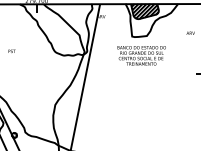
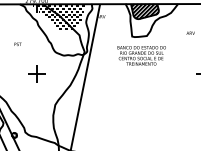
hatch: none -> present (59, 17)
text position: (11, 50) -> (17, 43) (17, 43)
part: none -> present (36, 73)
